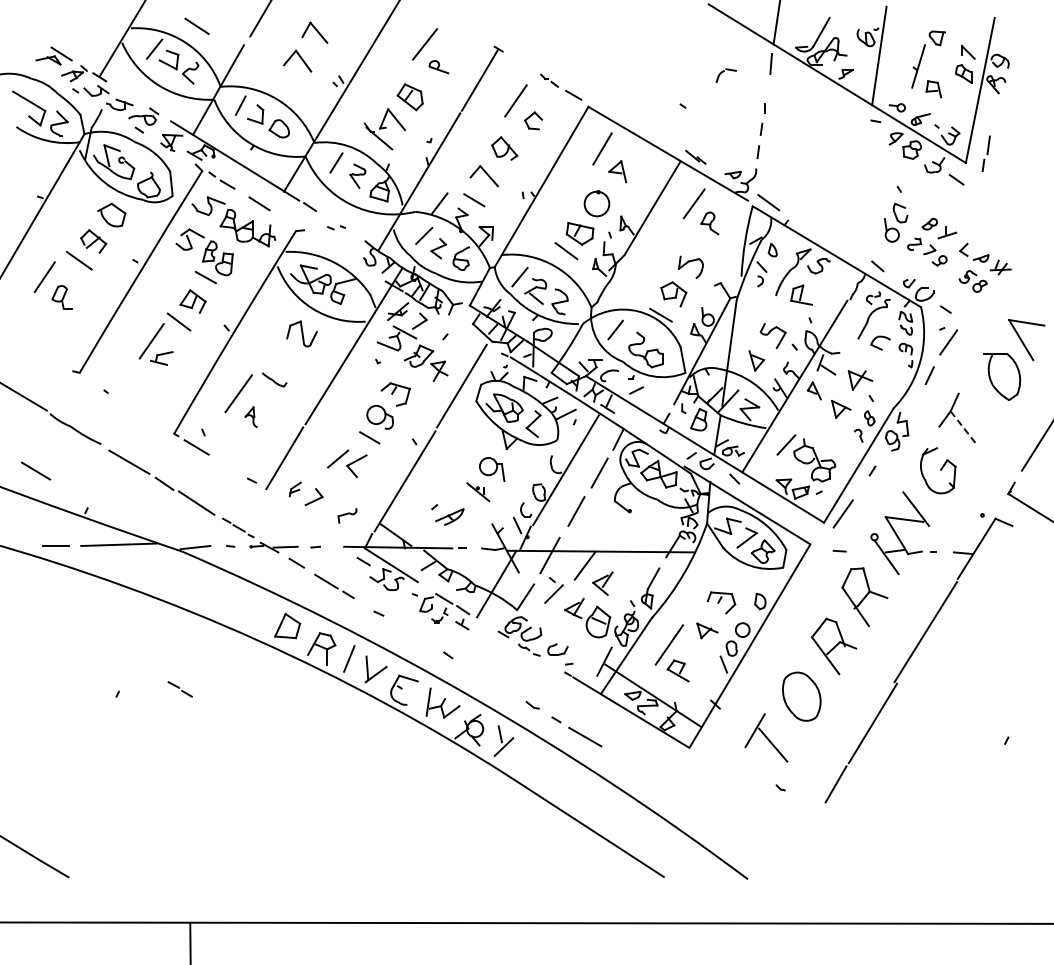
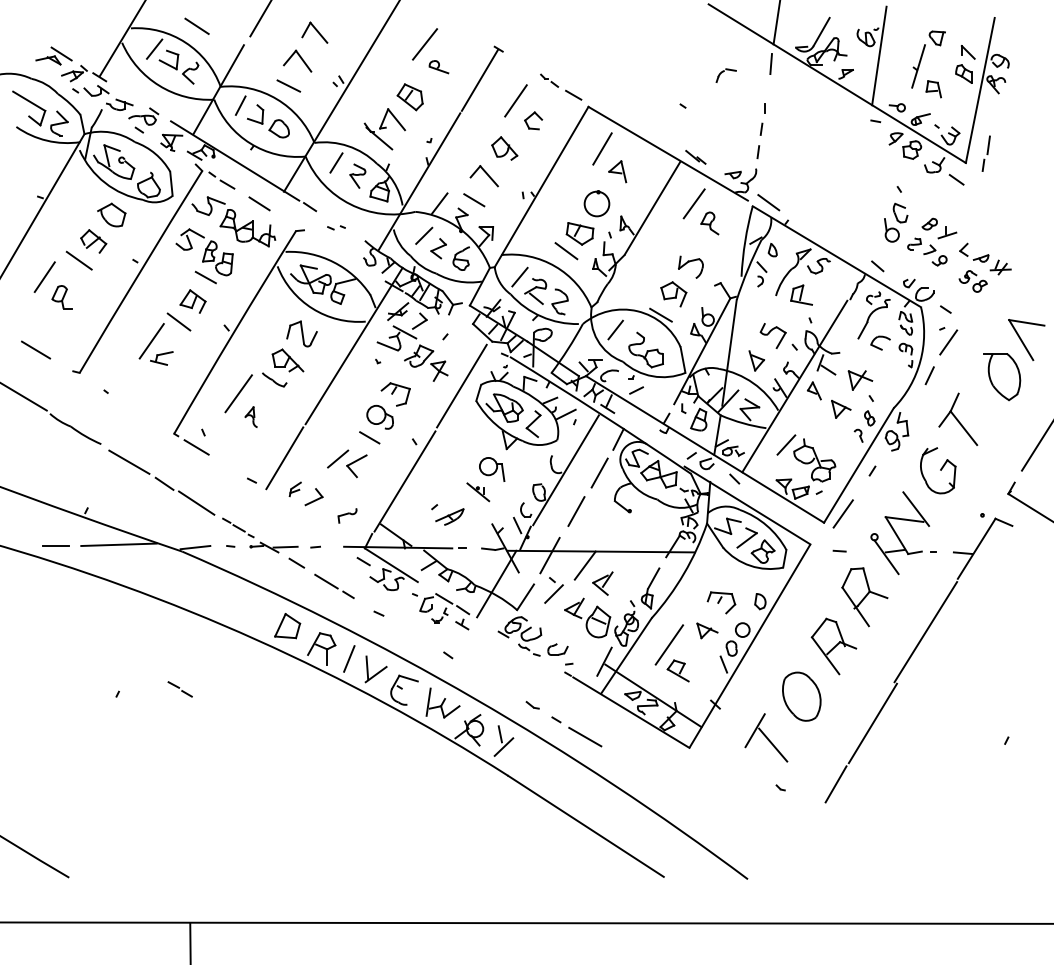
line: none -> present (288, 85)
part: none -> present (287, 360)
line: dashed -> solid (964, 428)
line position: (36, 470) -> (36, 349) (36, 349)
